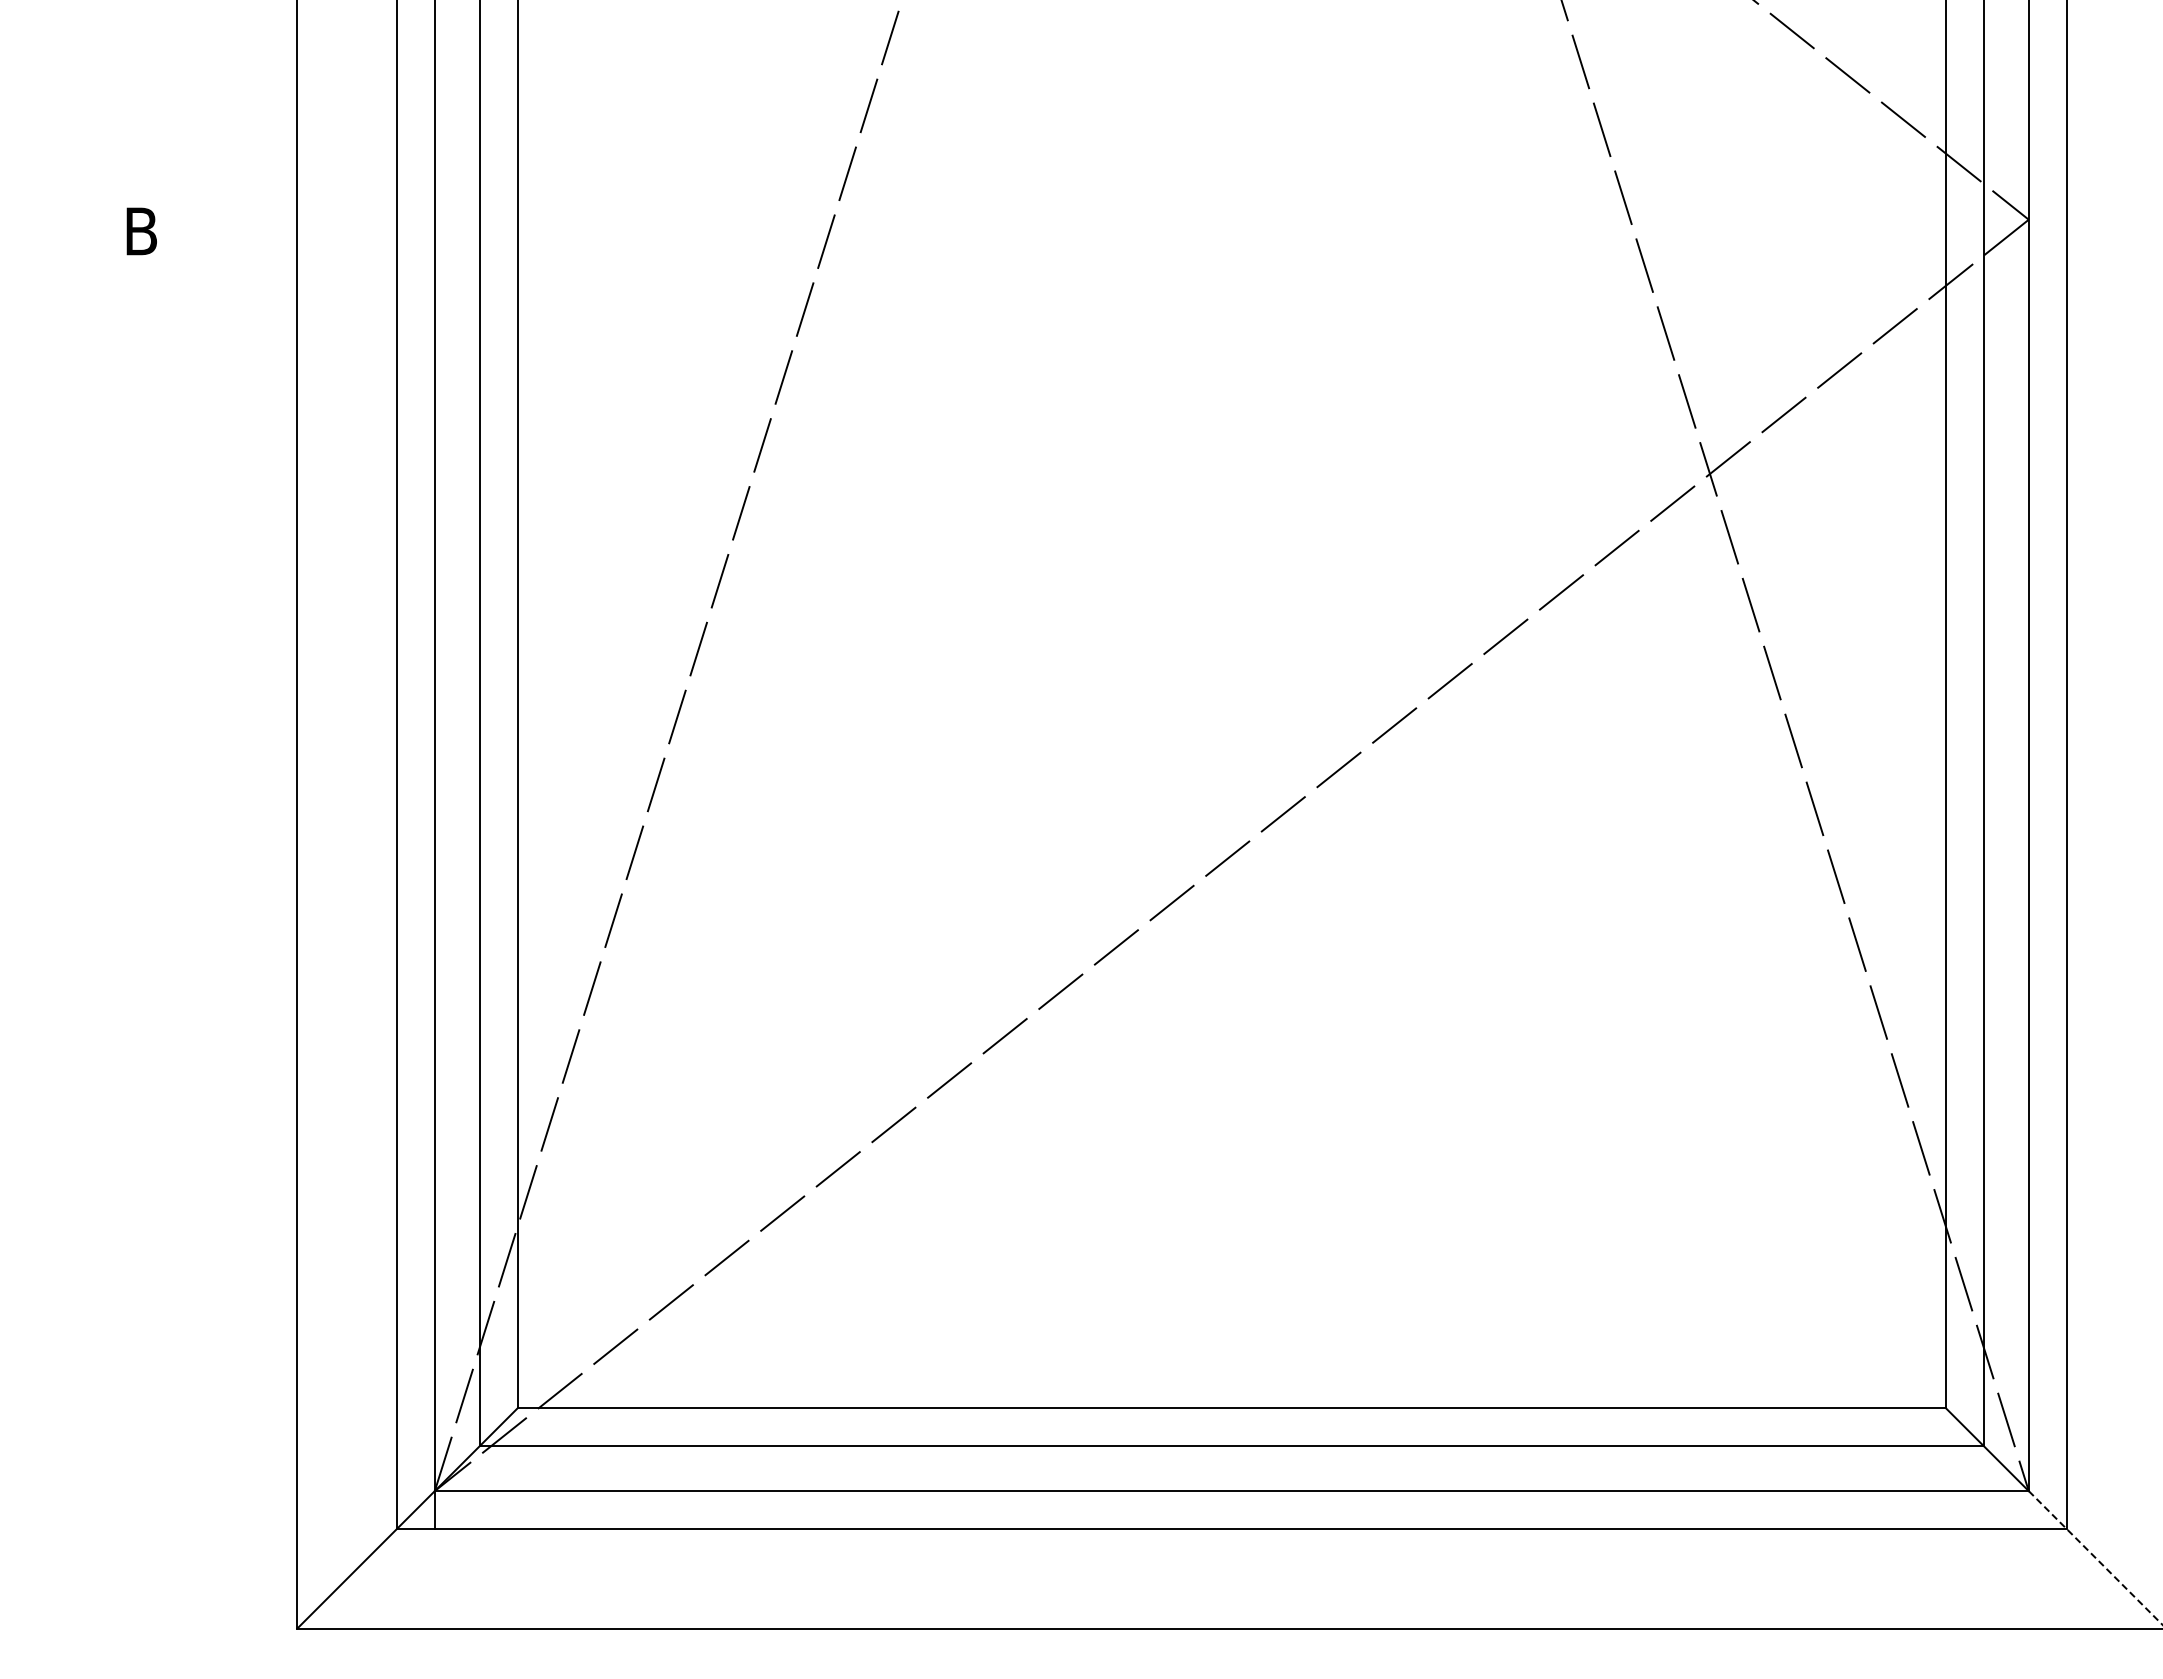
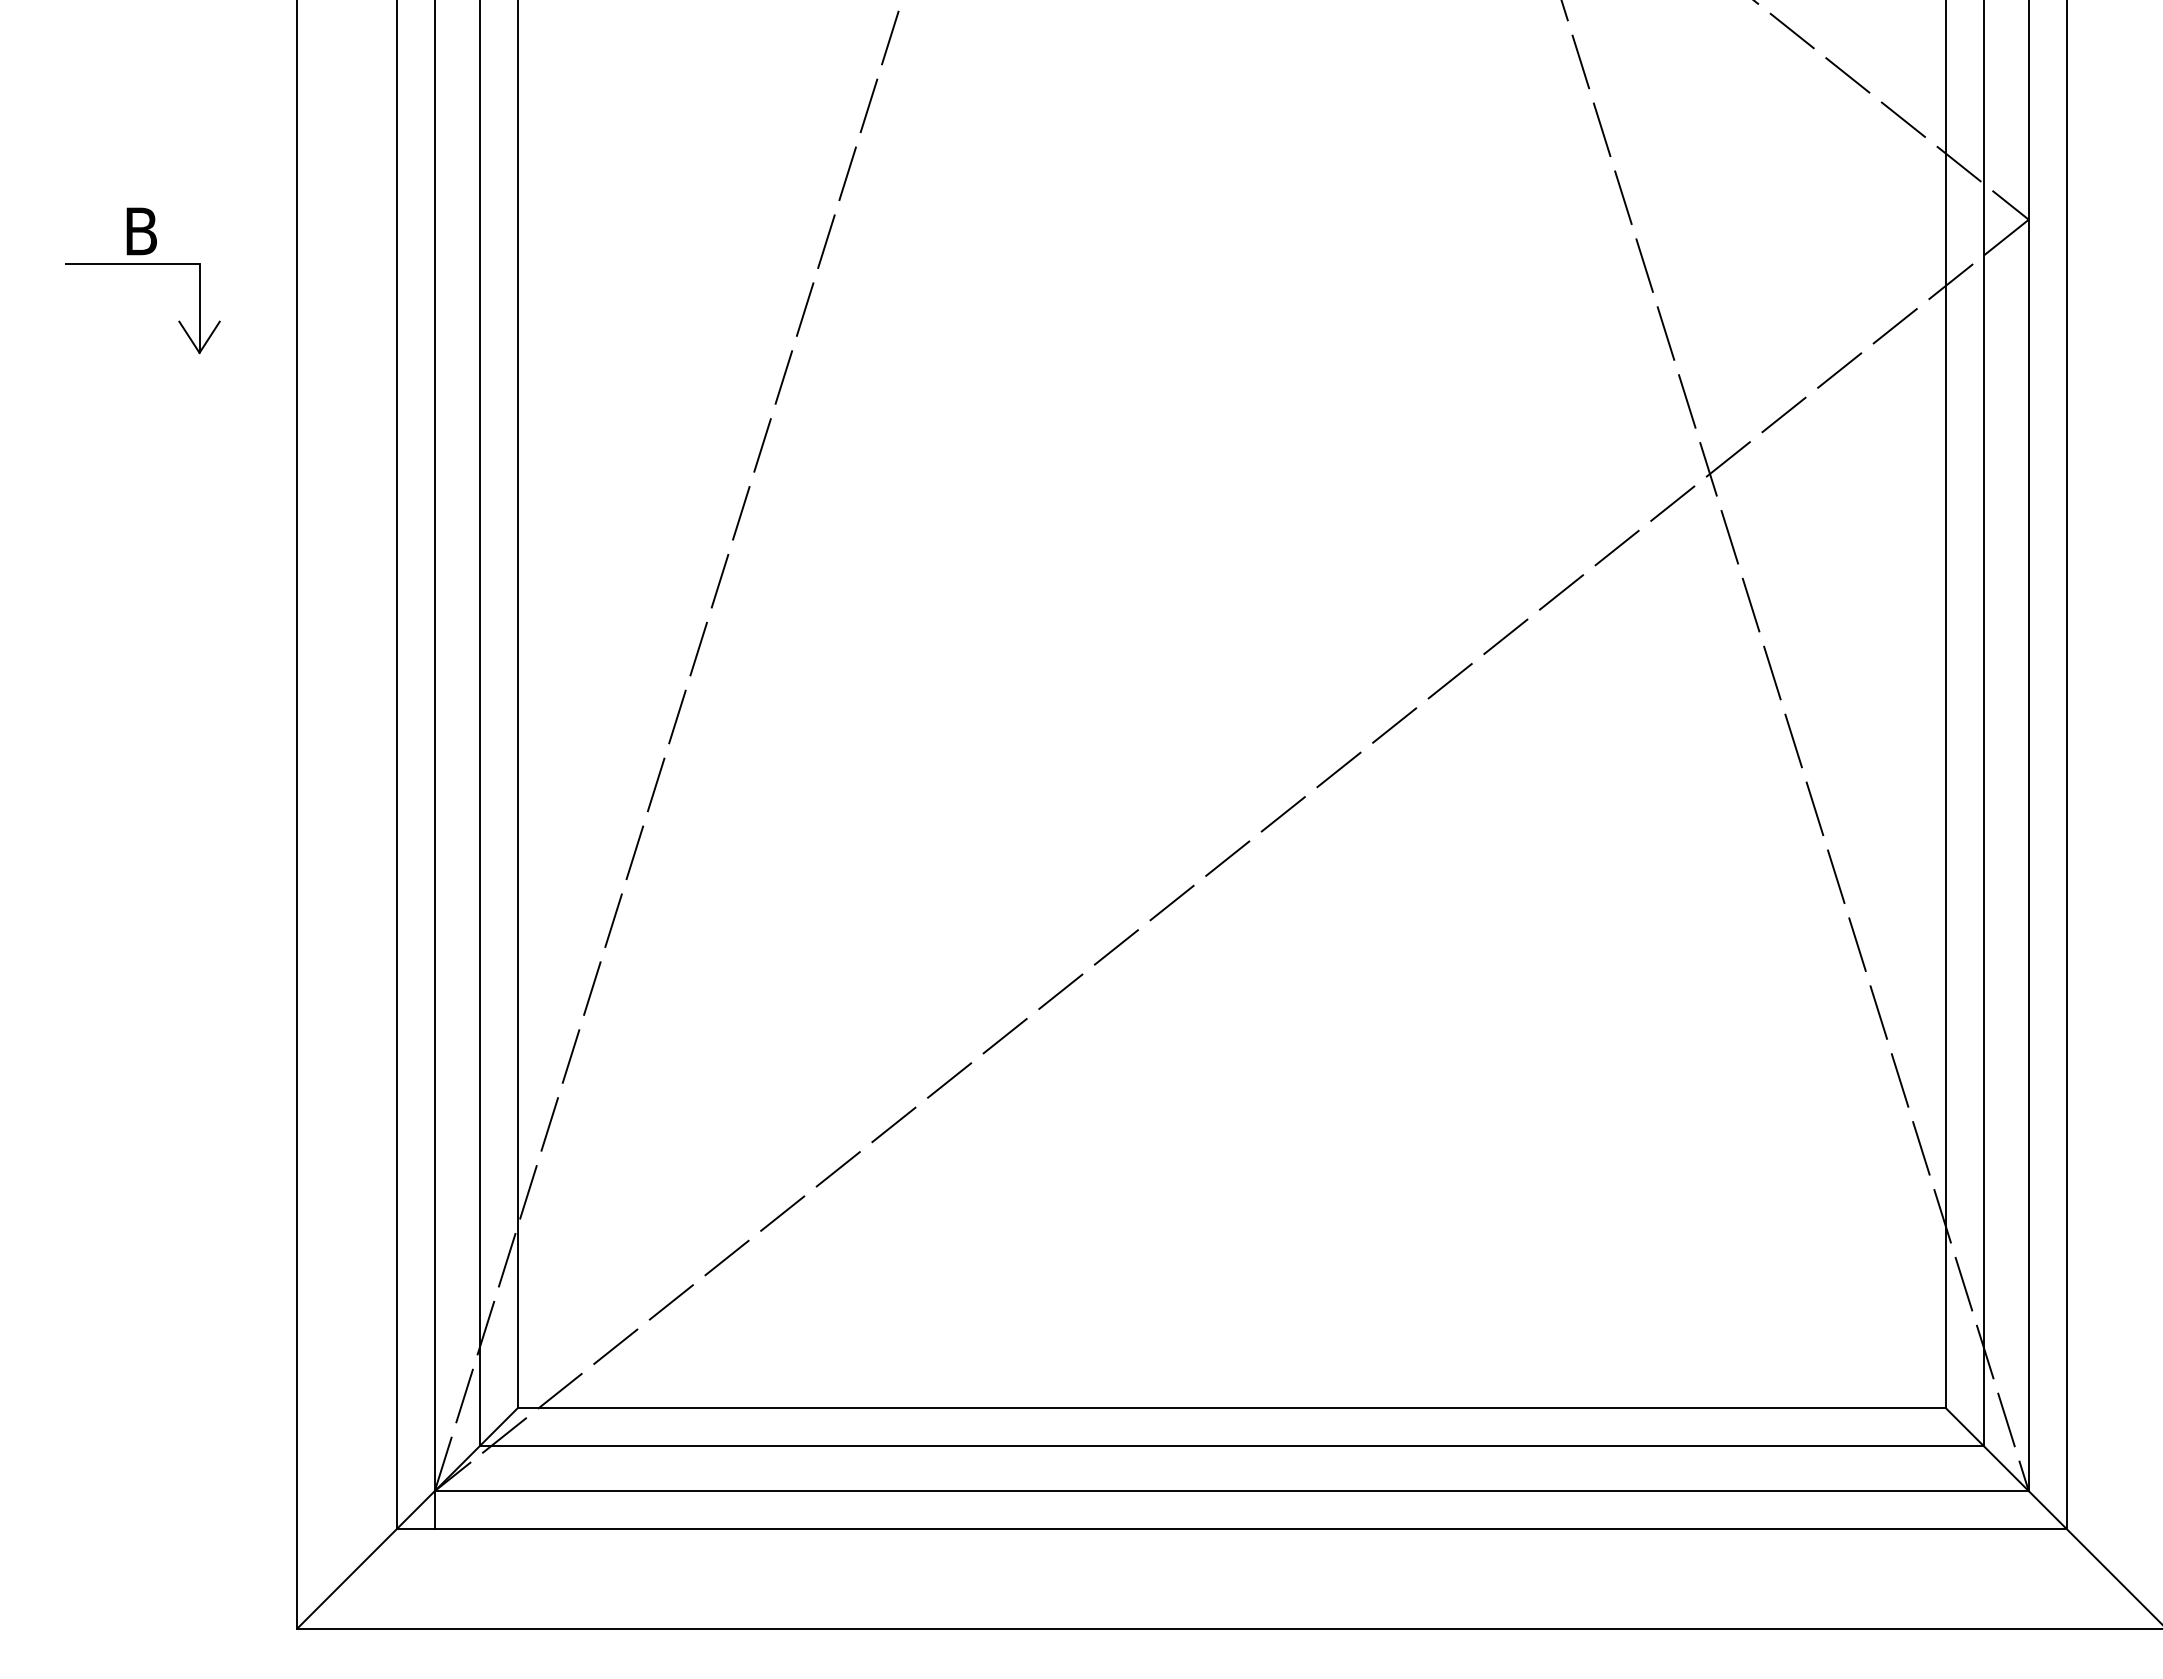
part: none -> present (178, 321)
line: dashed -> solid (2095, 1558)
